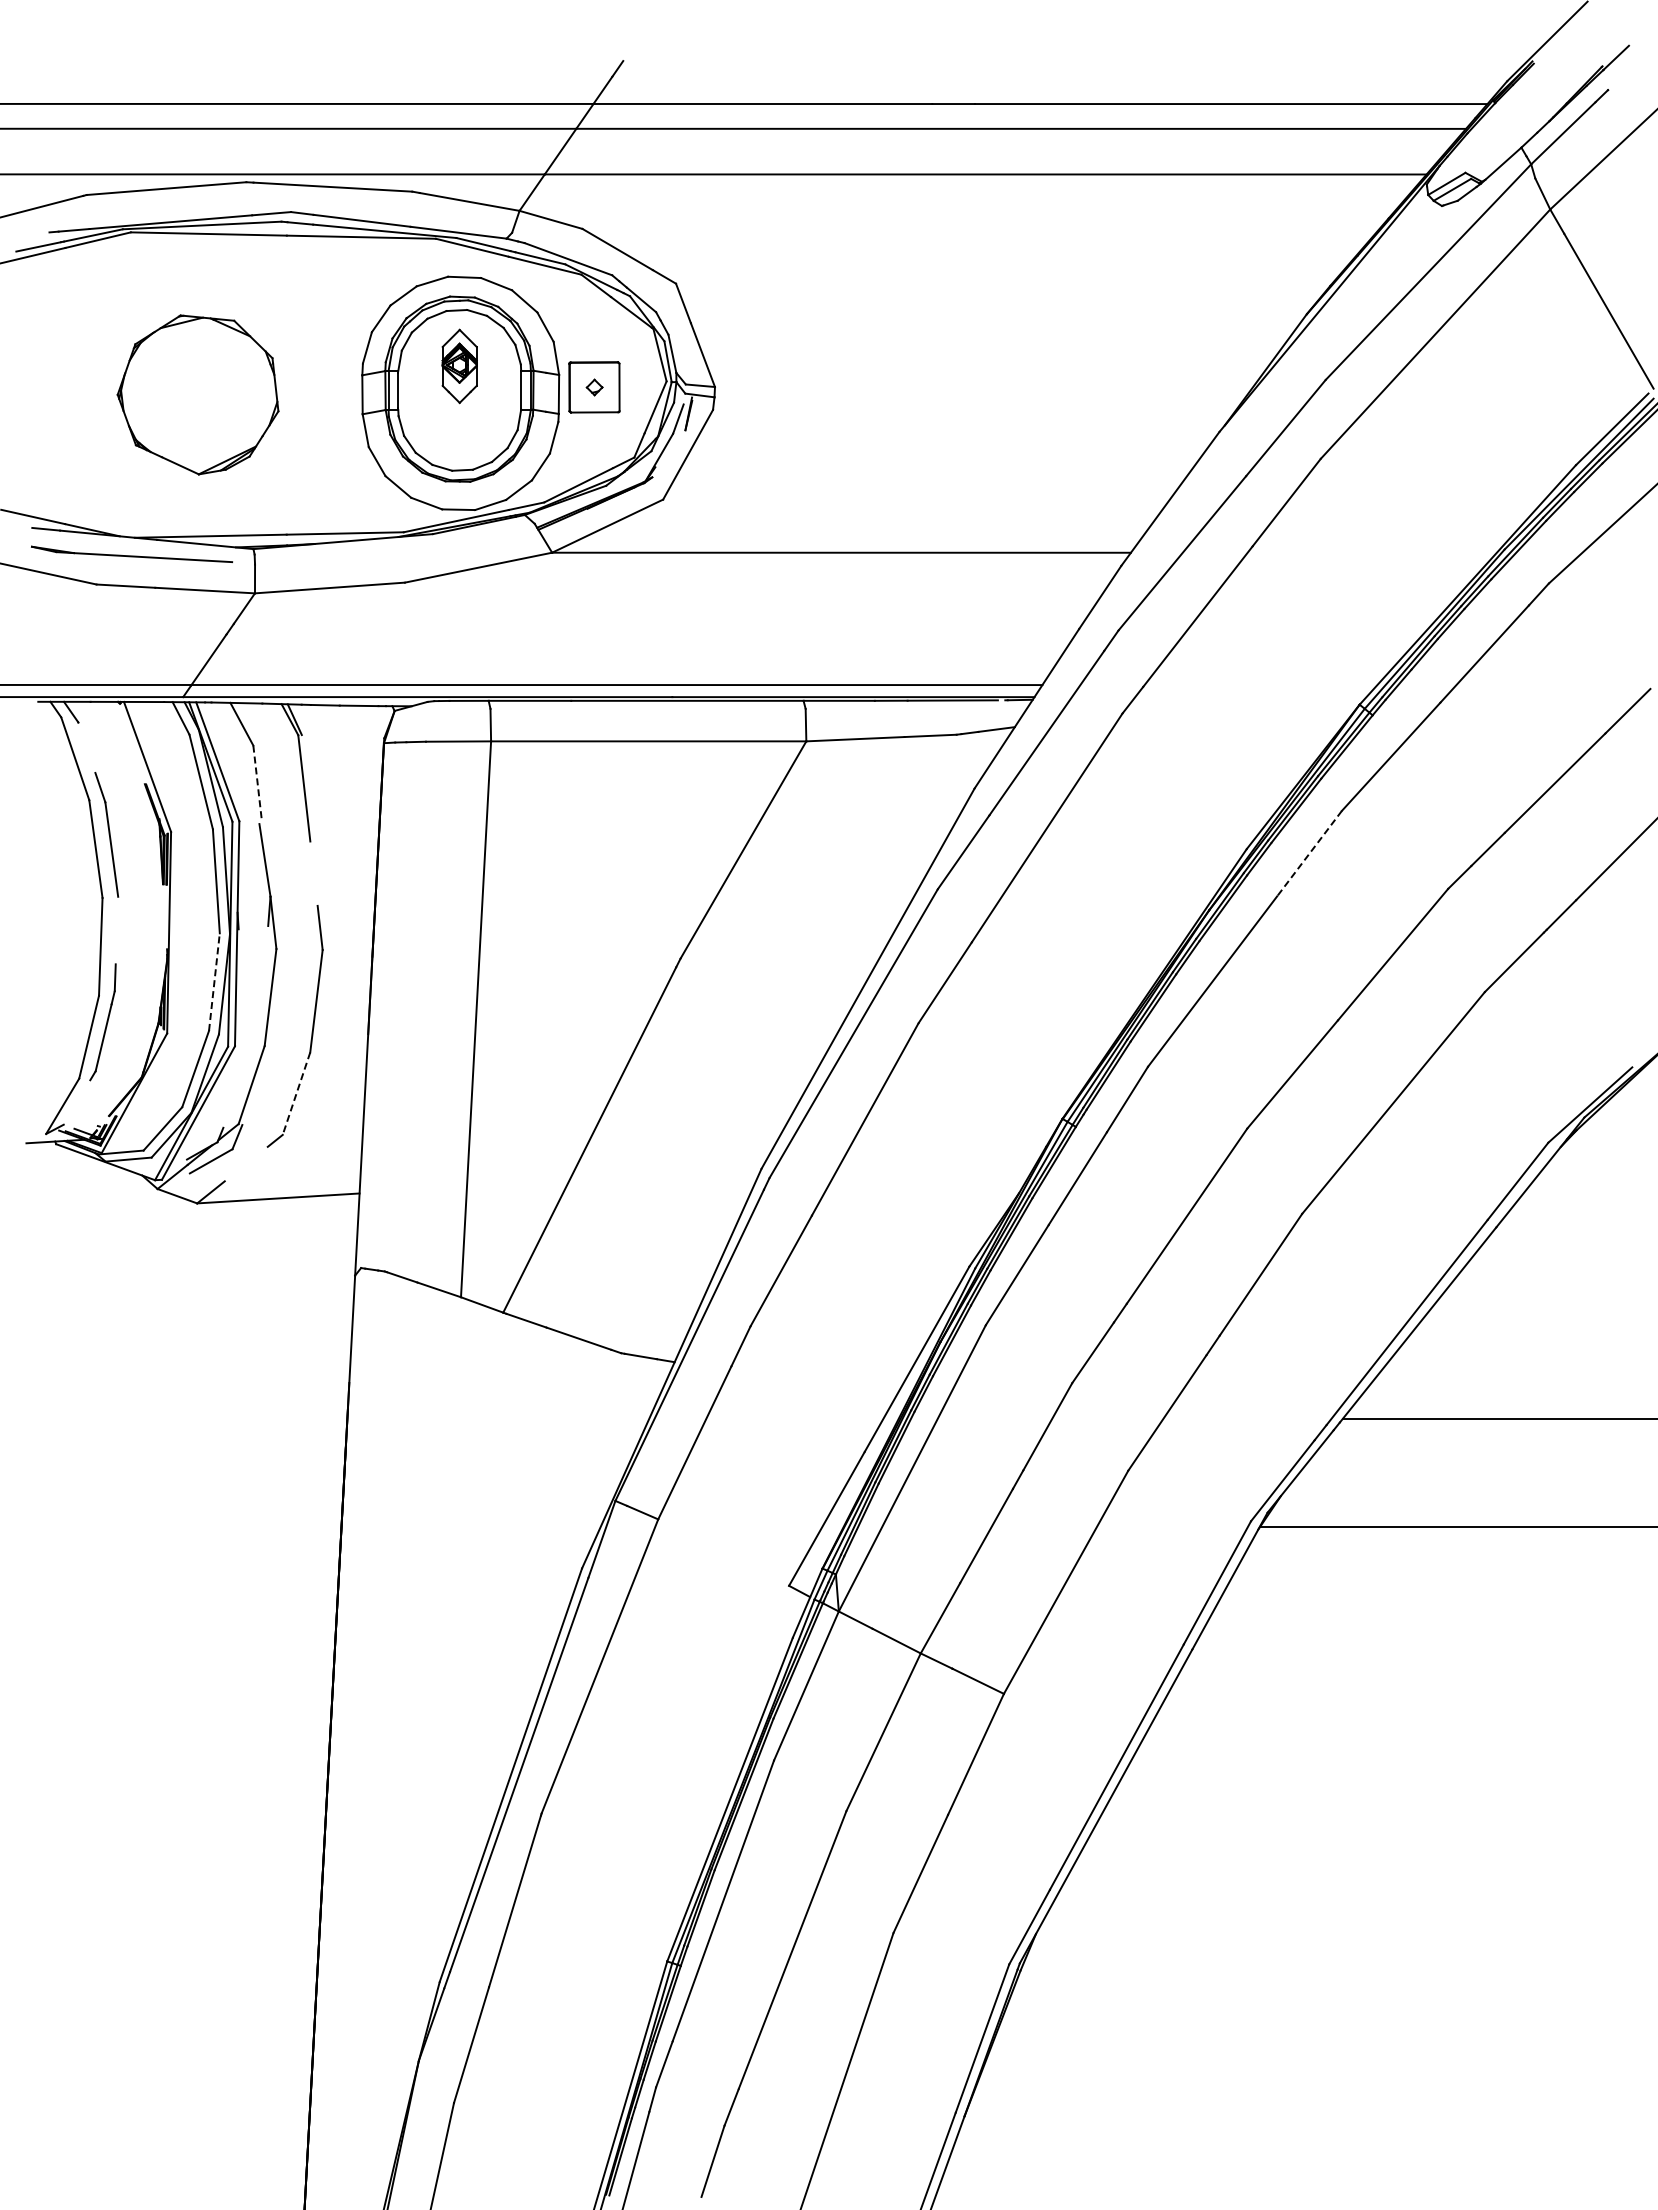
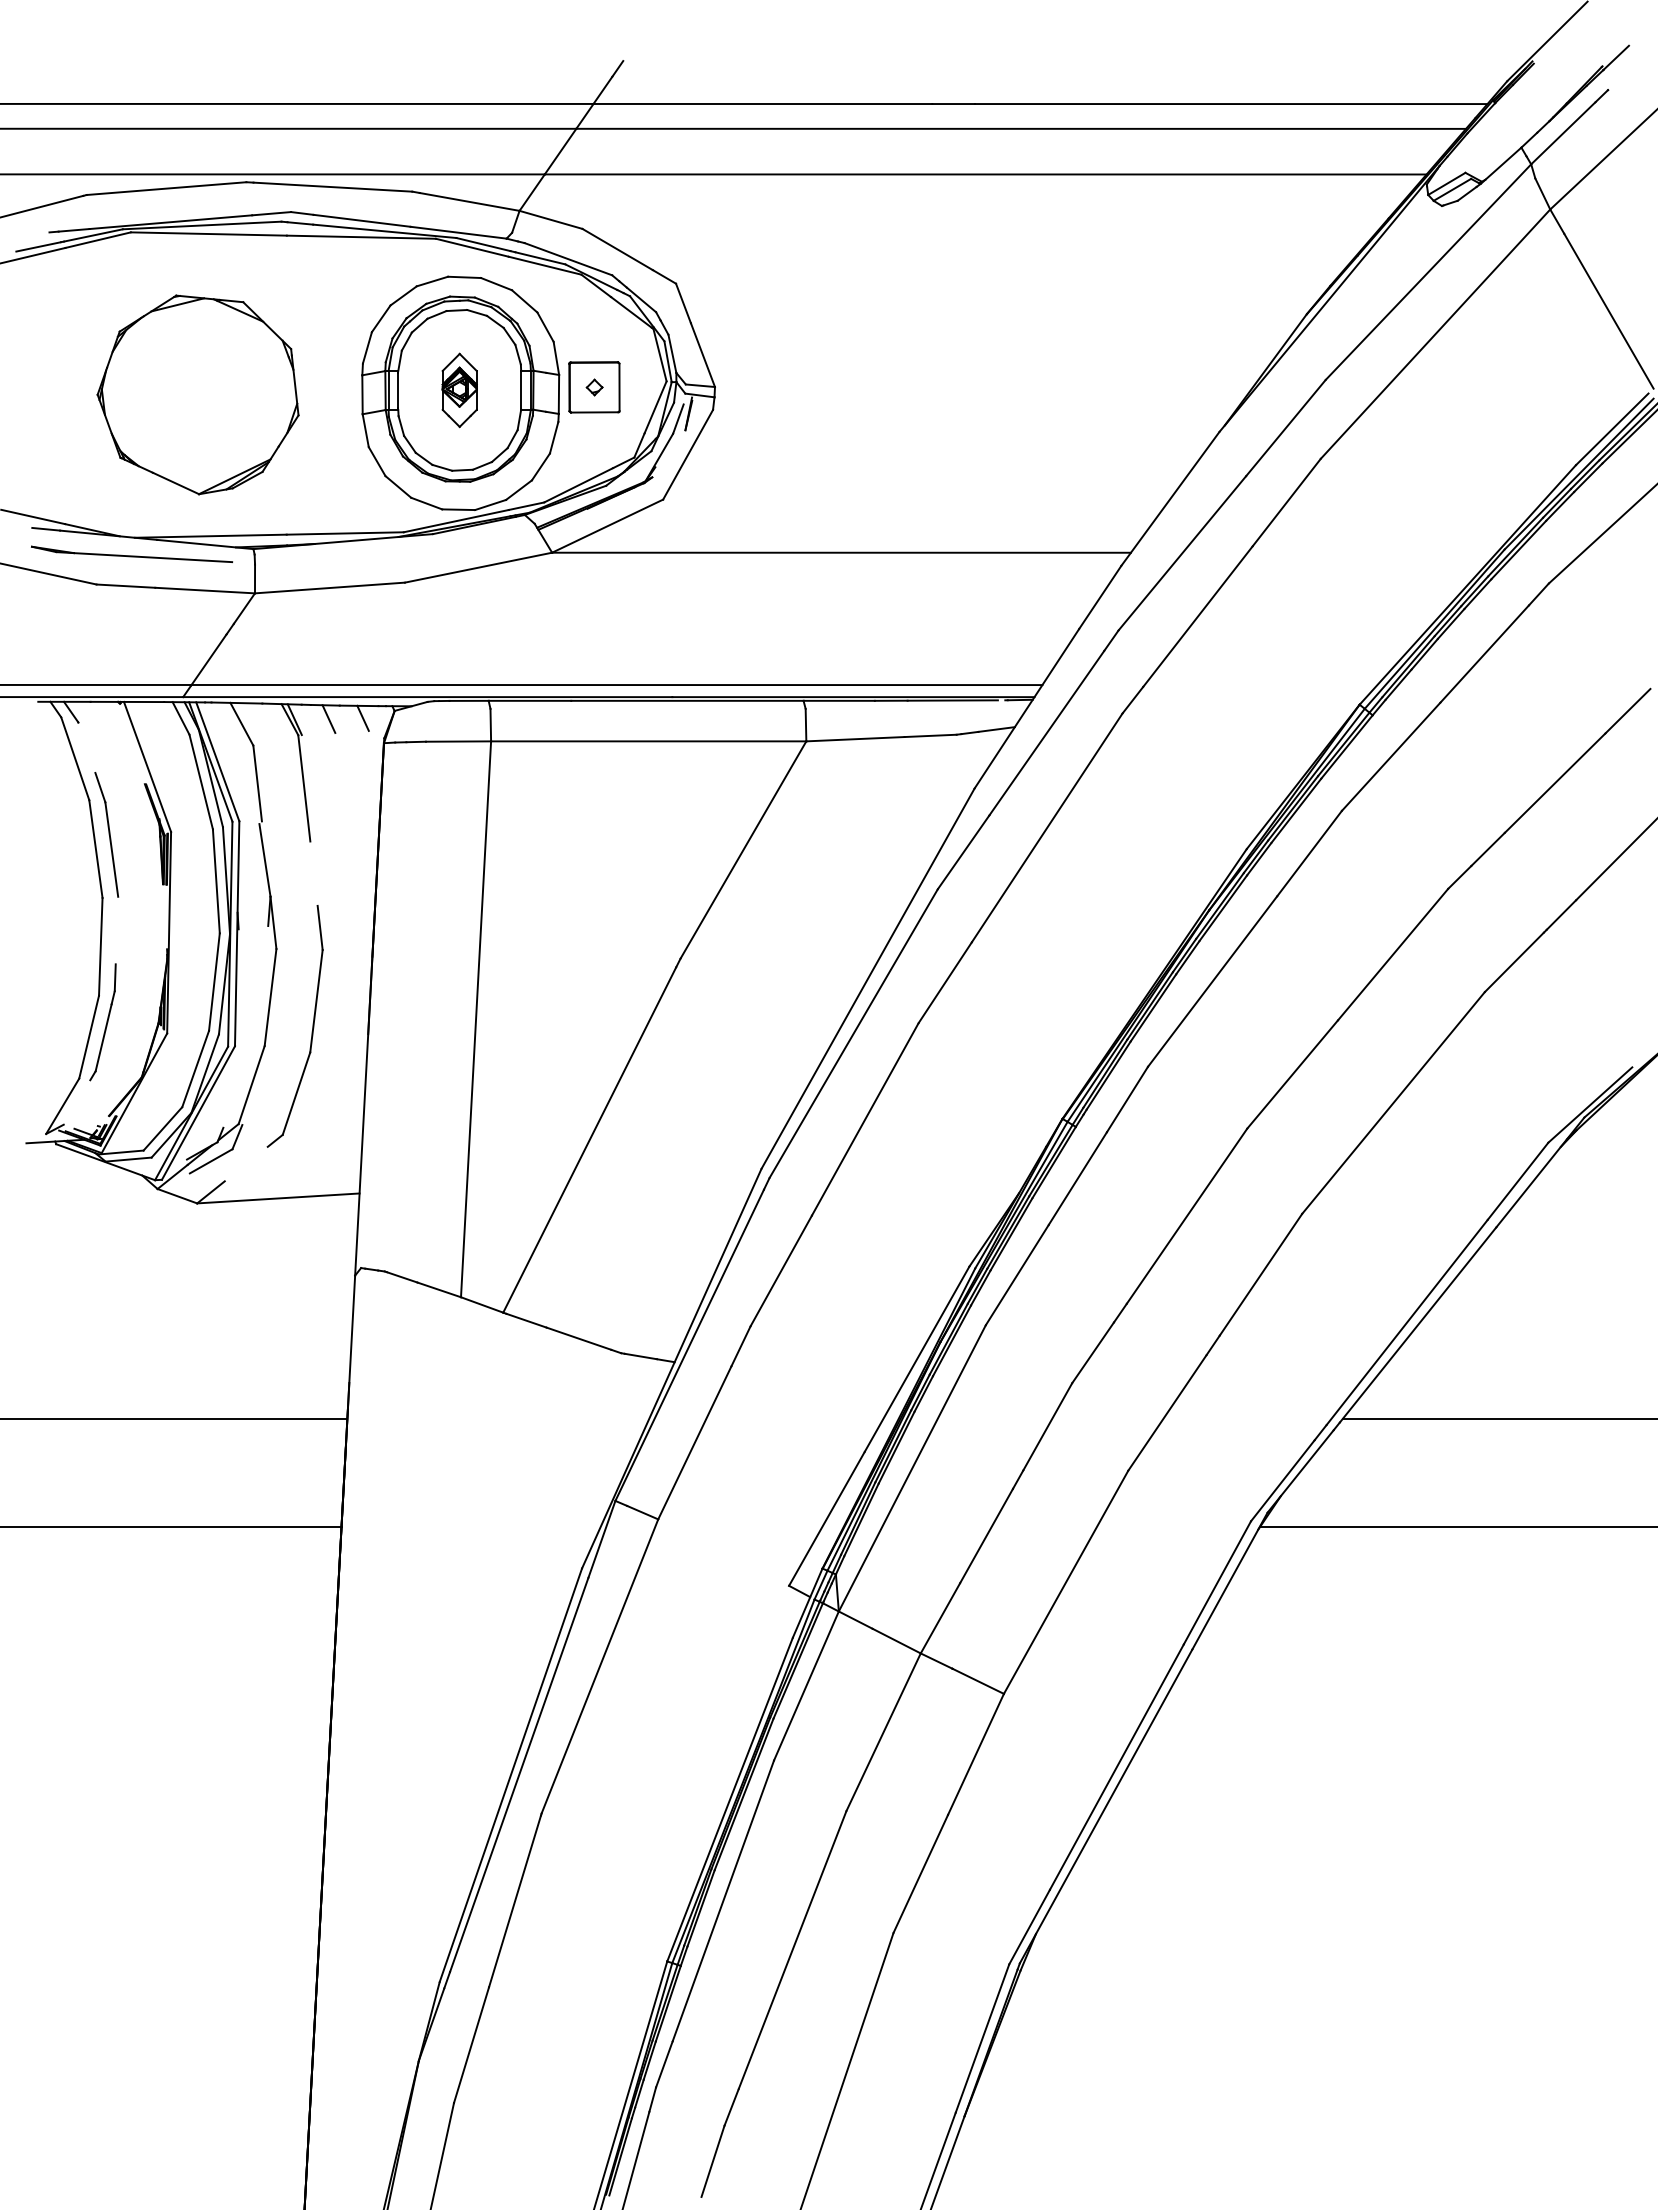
part position: (459, 366) -> (459, 390) (459, 390)
part size: 164x162 px -> 204x202 px (197, 394)
line: none -> present (362, 717)
line: none -> present (328, 718)
line: dashed -> solid (257, 784)
line: dashed -> solid (1309, 853)
line: dashed -> solid (214, 981)
line: dashed -> solid (296, 1094)
line: none -> present (174, 1418)
line: none -> present (171, 1526)
